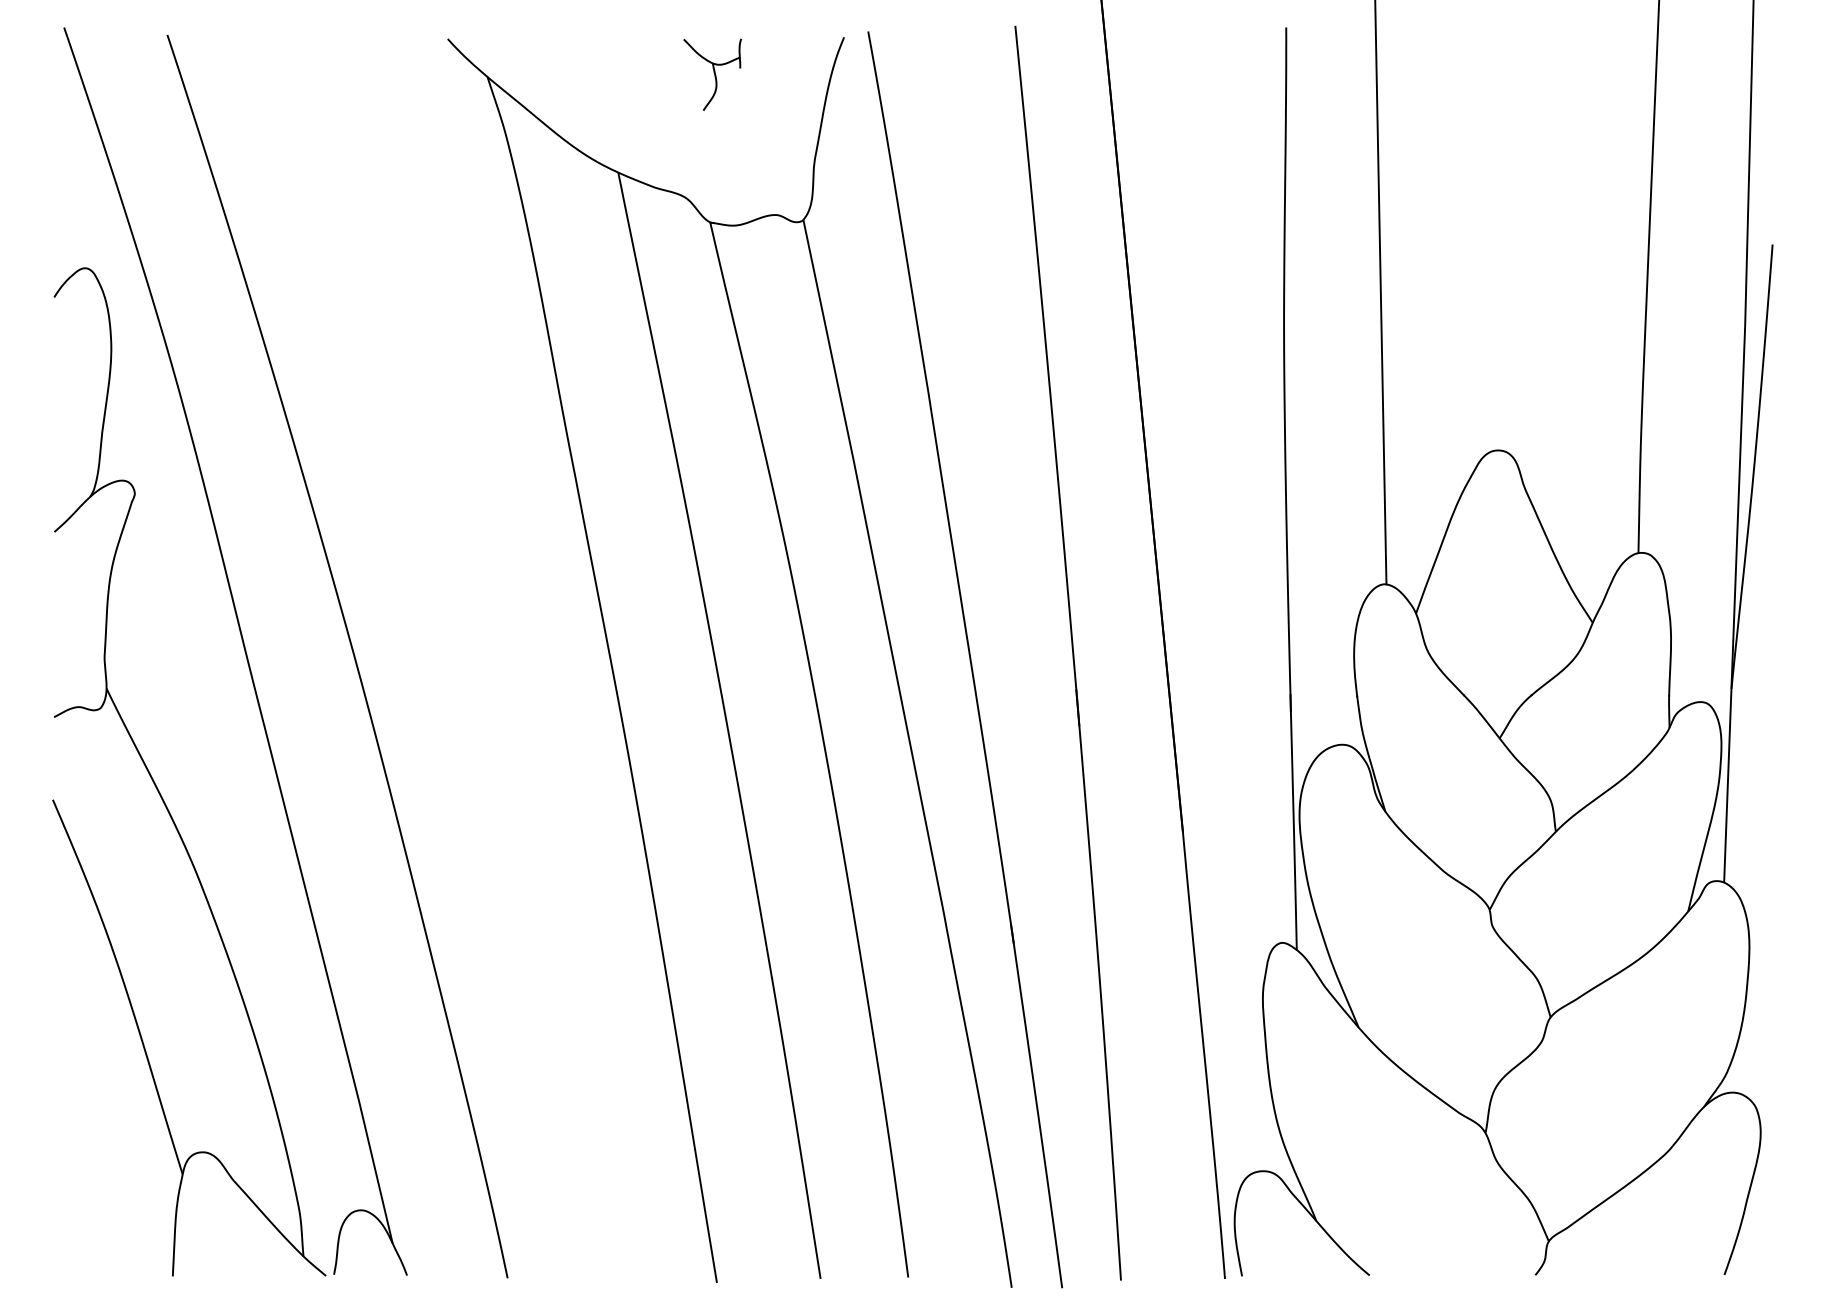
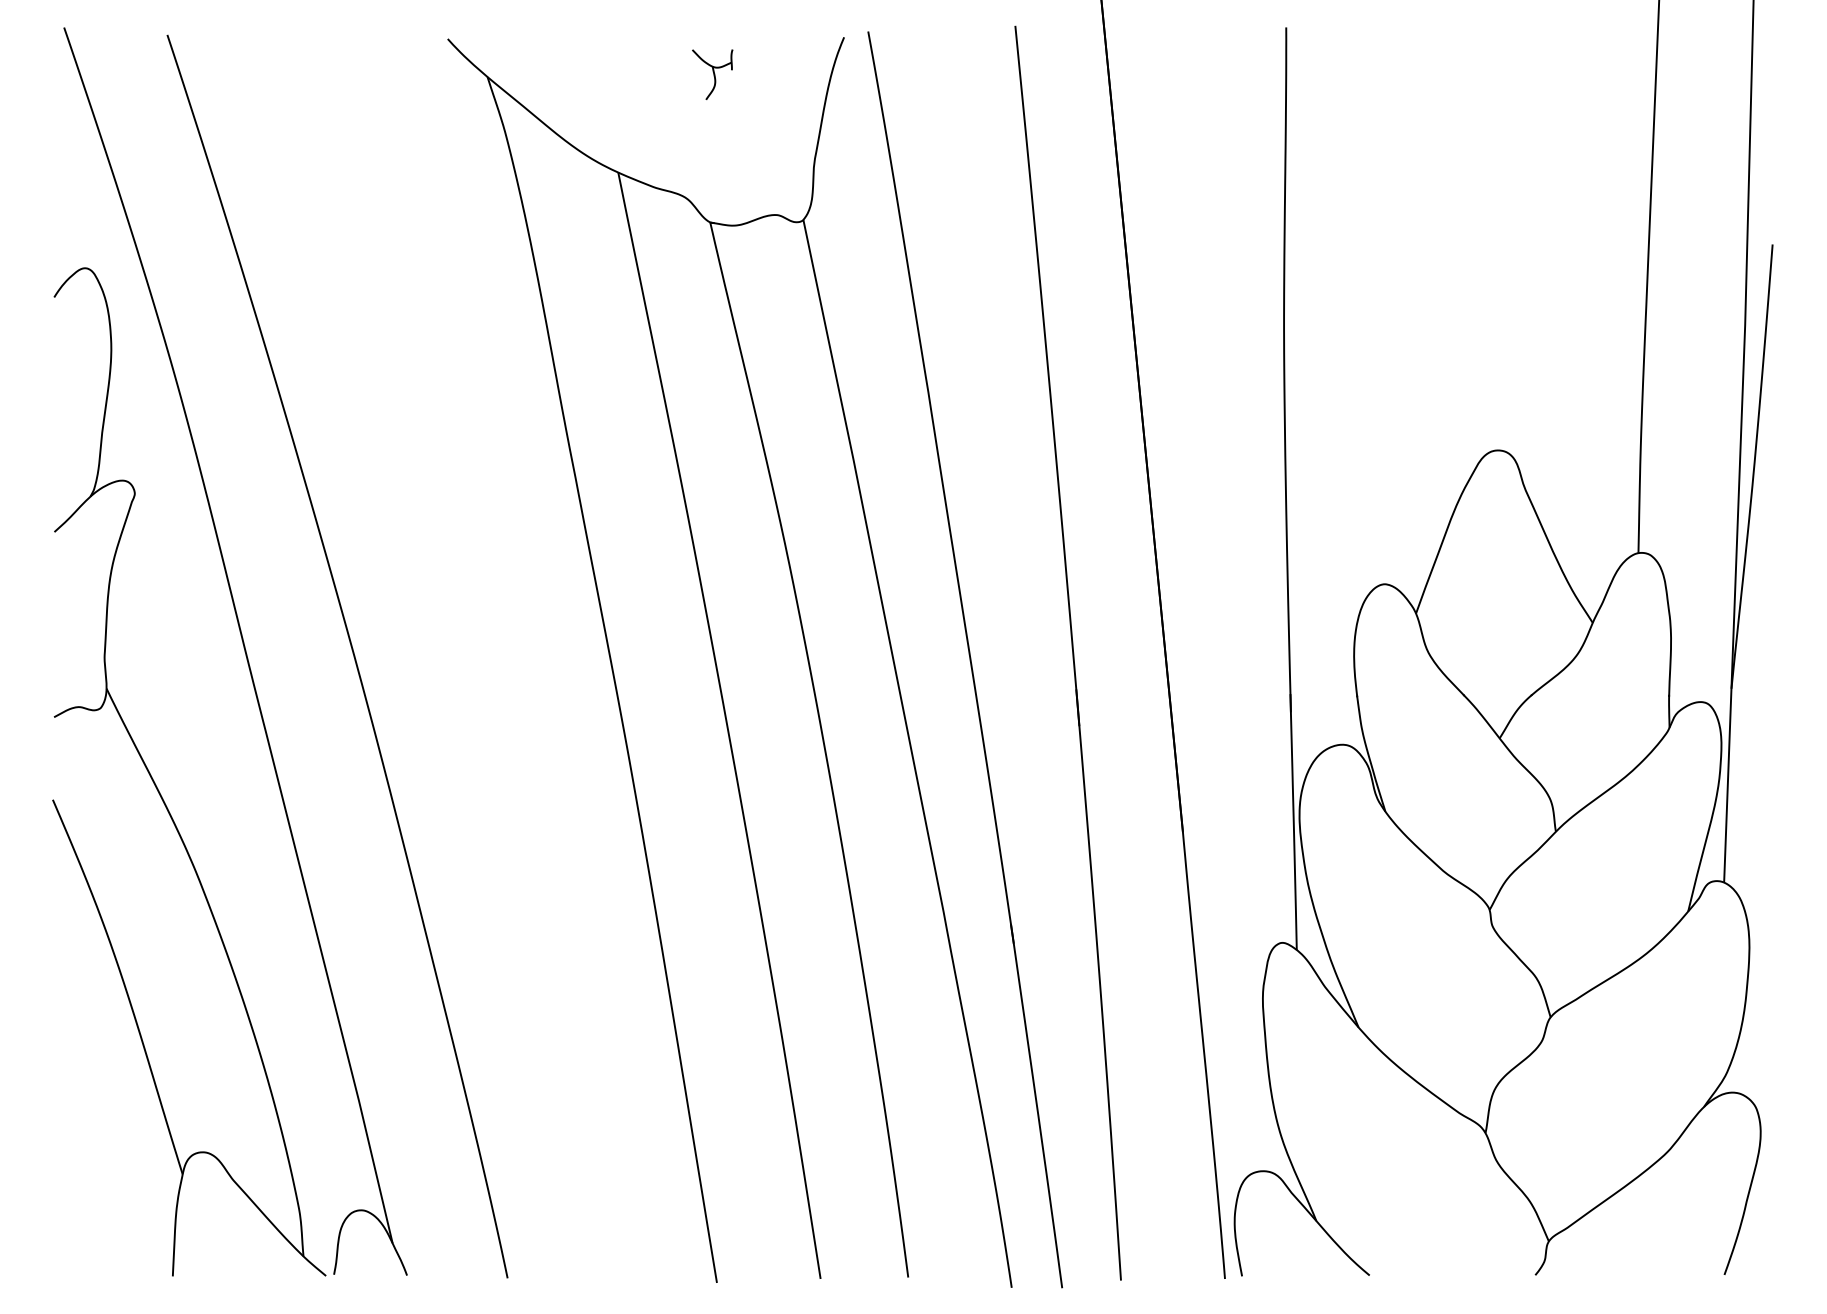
part size: 59x73 px -> 42x51 px (712, 74)
line: present -> none (1380, 293)
